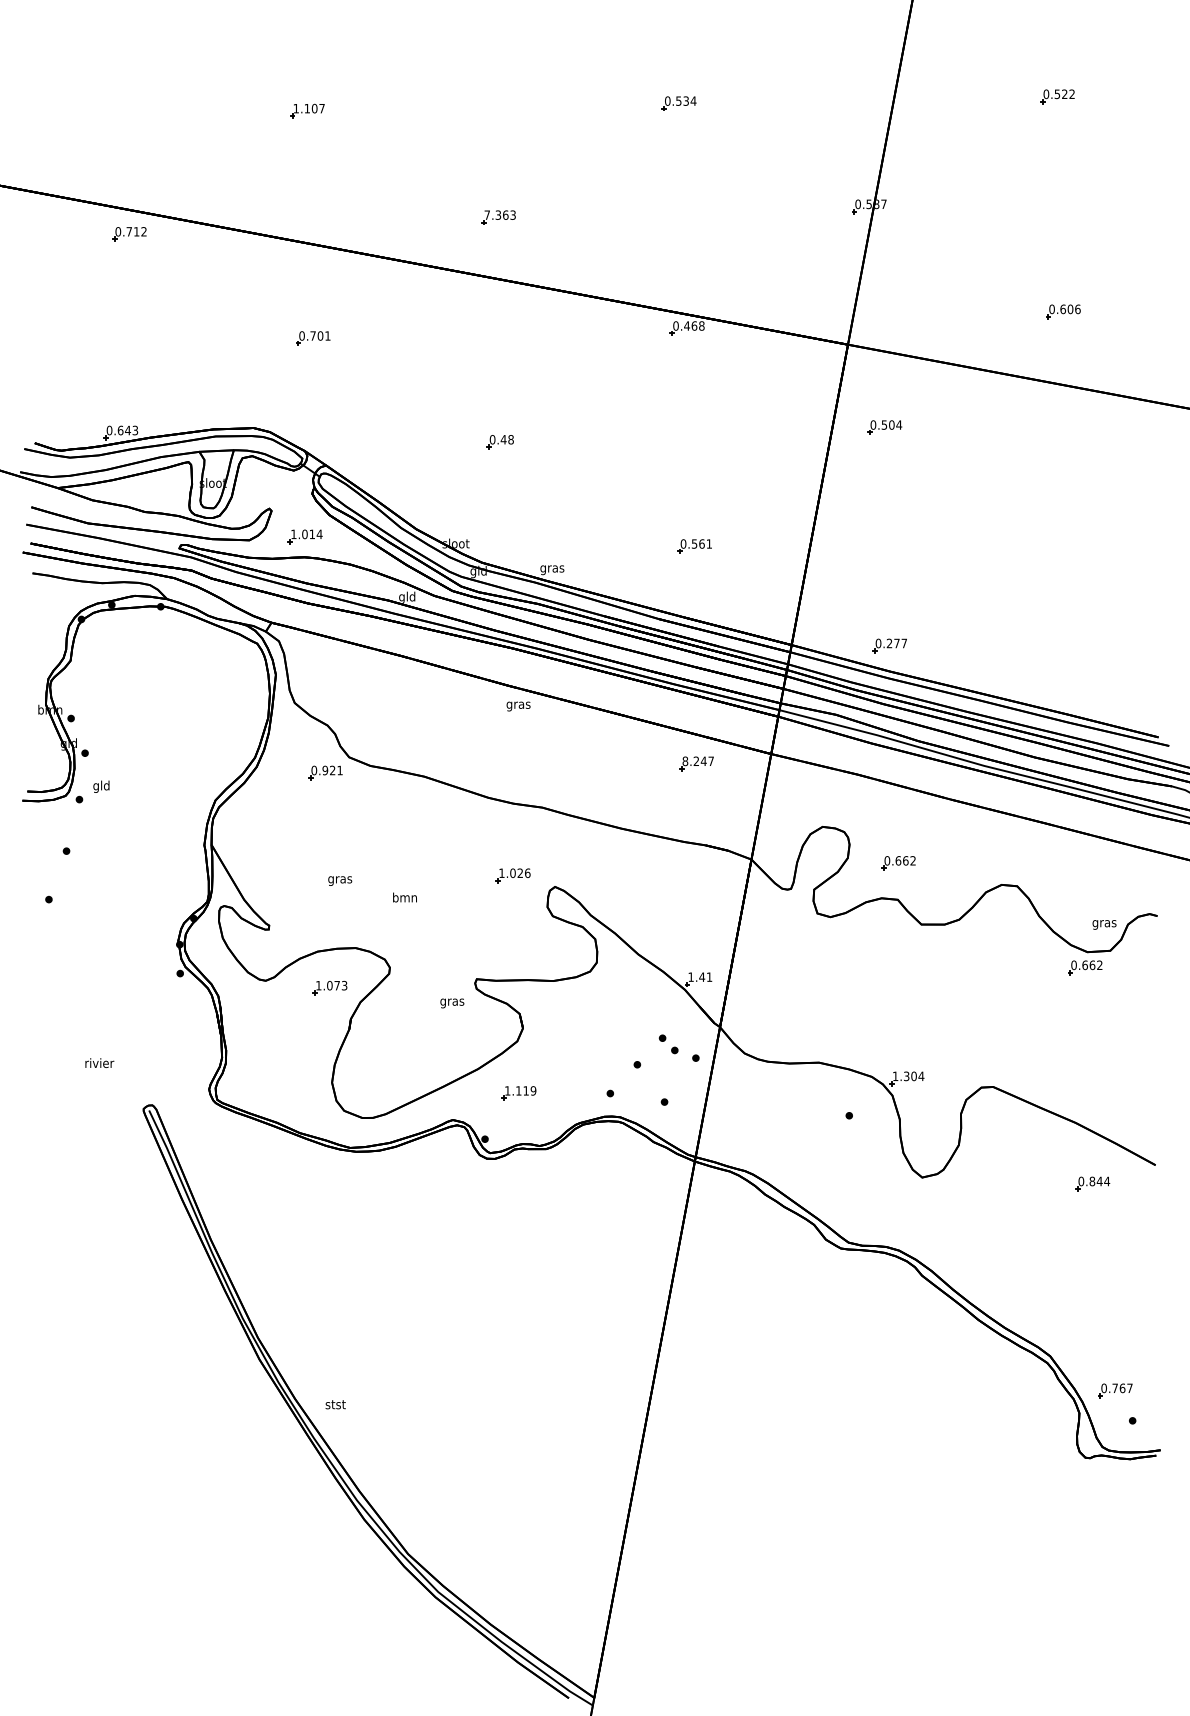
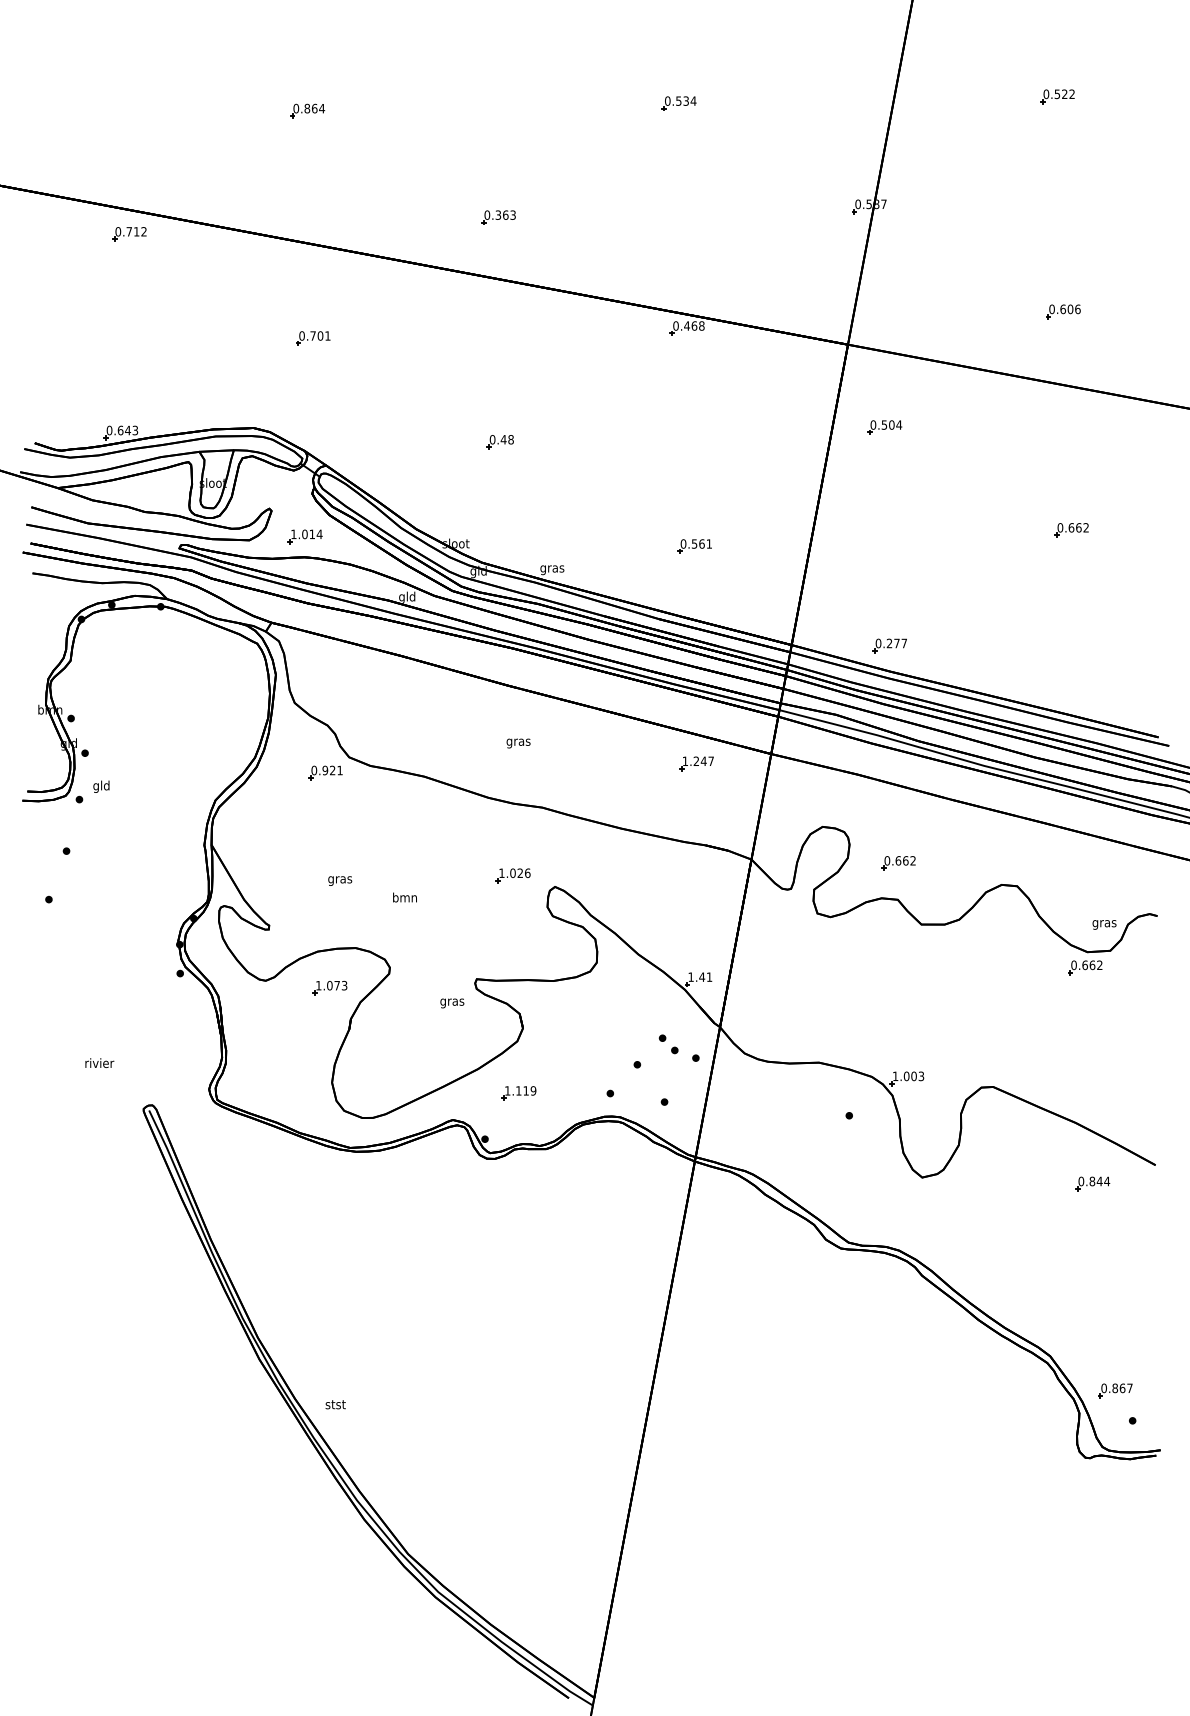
text: 1.107 -> 0.864 (309, 108)
text: 7.363 -> 0.363 (487, 214)
part: none -> present (1071, 530)
text position: (518, 706) -> (518, 743) (518, 743)
text: 8.247 -> 1.247 (685, 761)
text: 1.304 -> 1.003 (913, 1076)
text: 0.767 -> 0.867 (1115, 1388)
